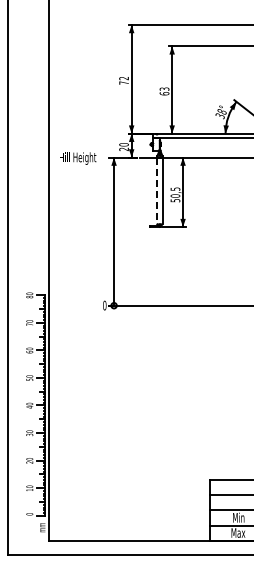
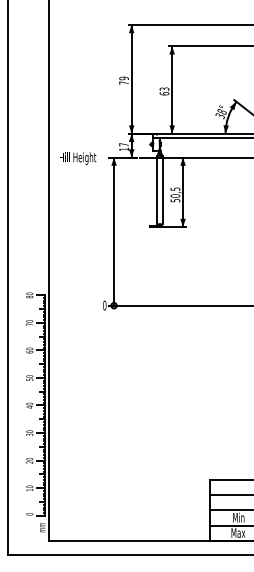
text: 72 -> 79 (123, 78)
text: 20 -> 17 (123, 147)
line: dashed -> solid (157, 191)
